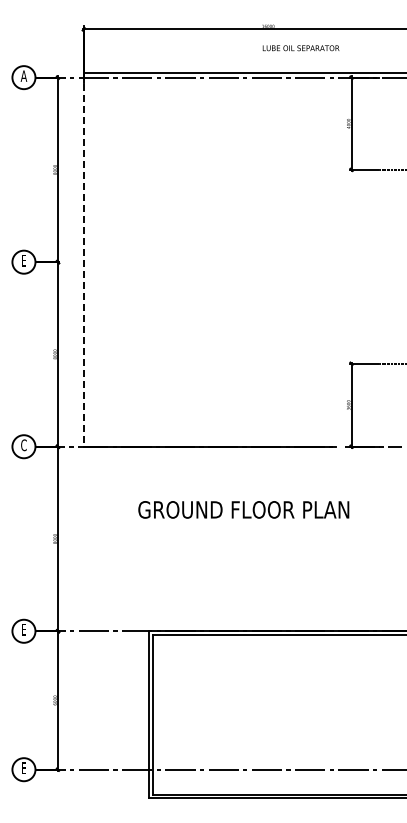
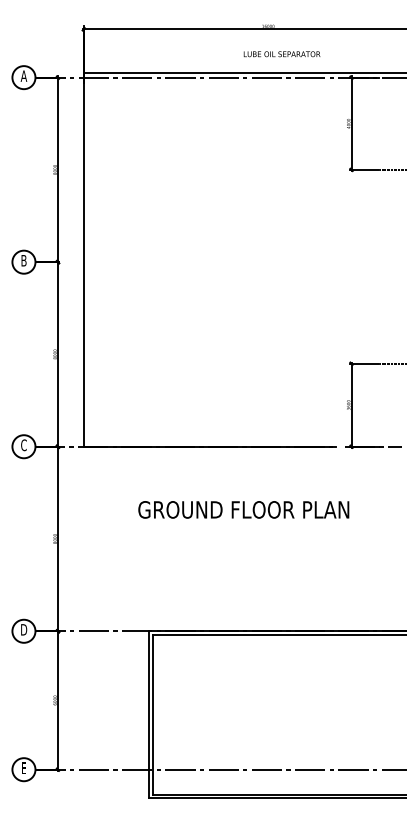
text position: (300, 48) -> (281, 54) (281, 54)
text: E -> B (23, 260)
line: dashed -> solid (83, 260)
text: E -> D (24, 629)
